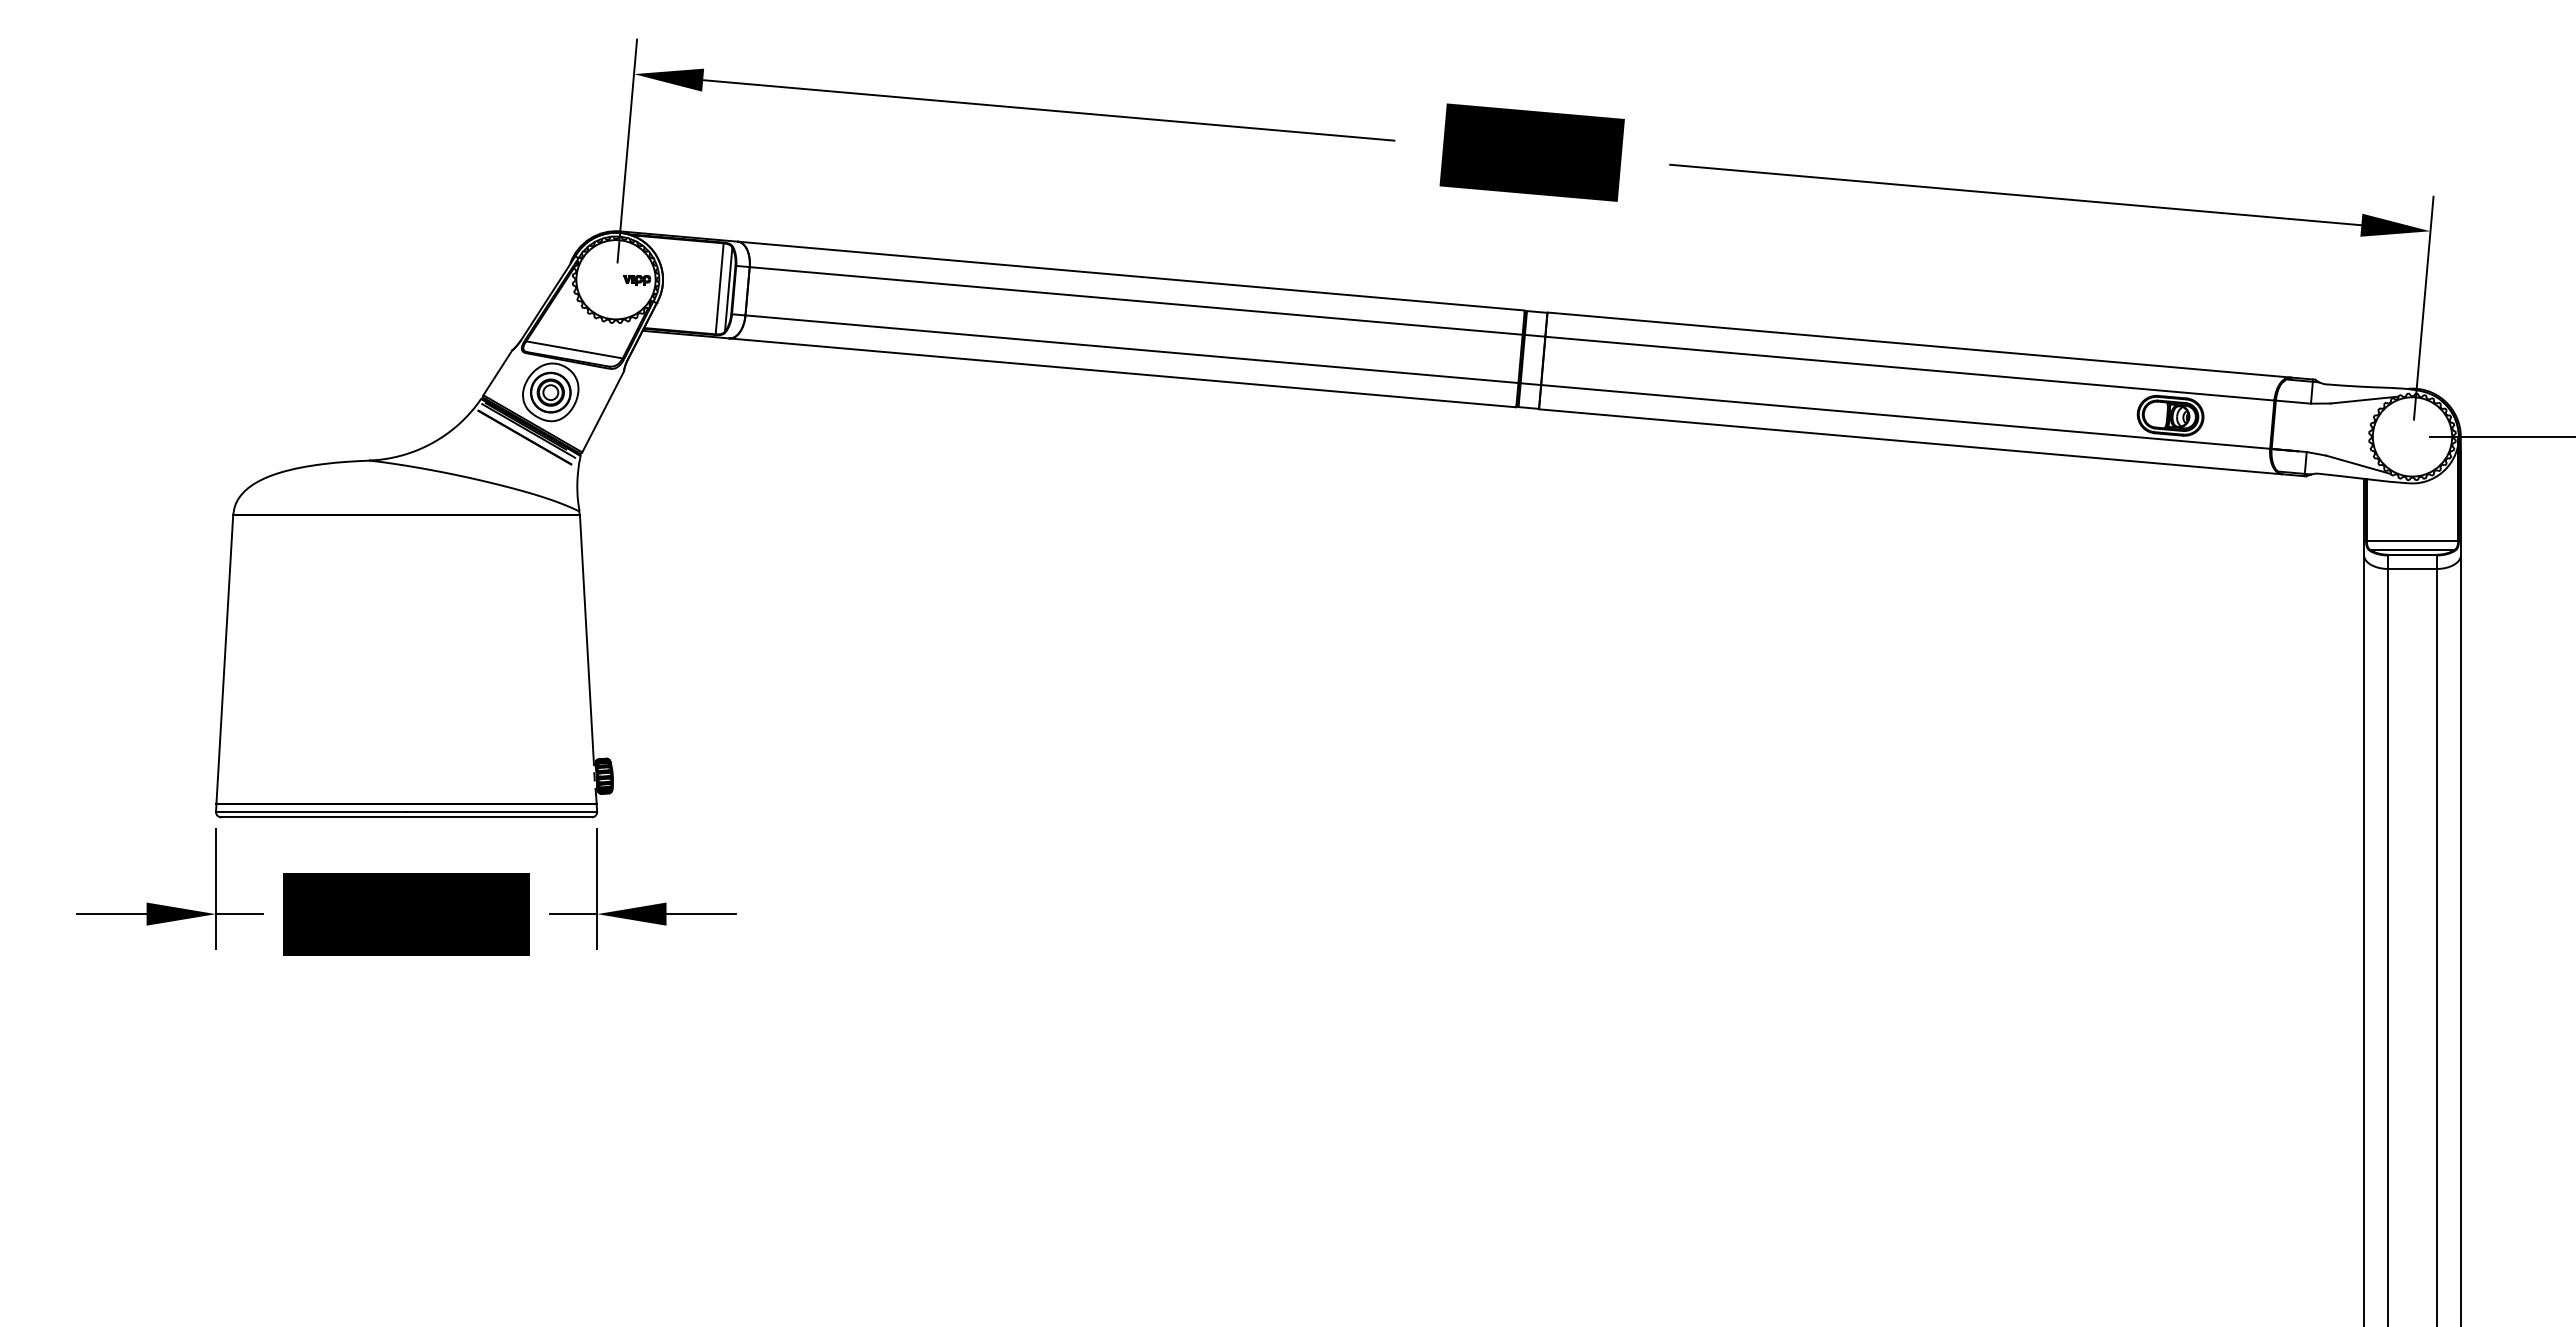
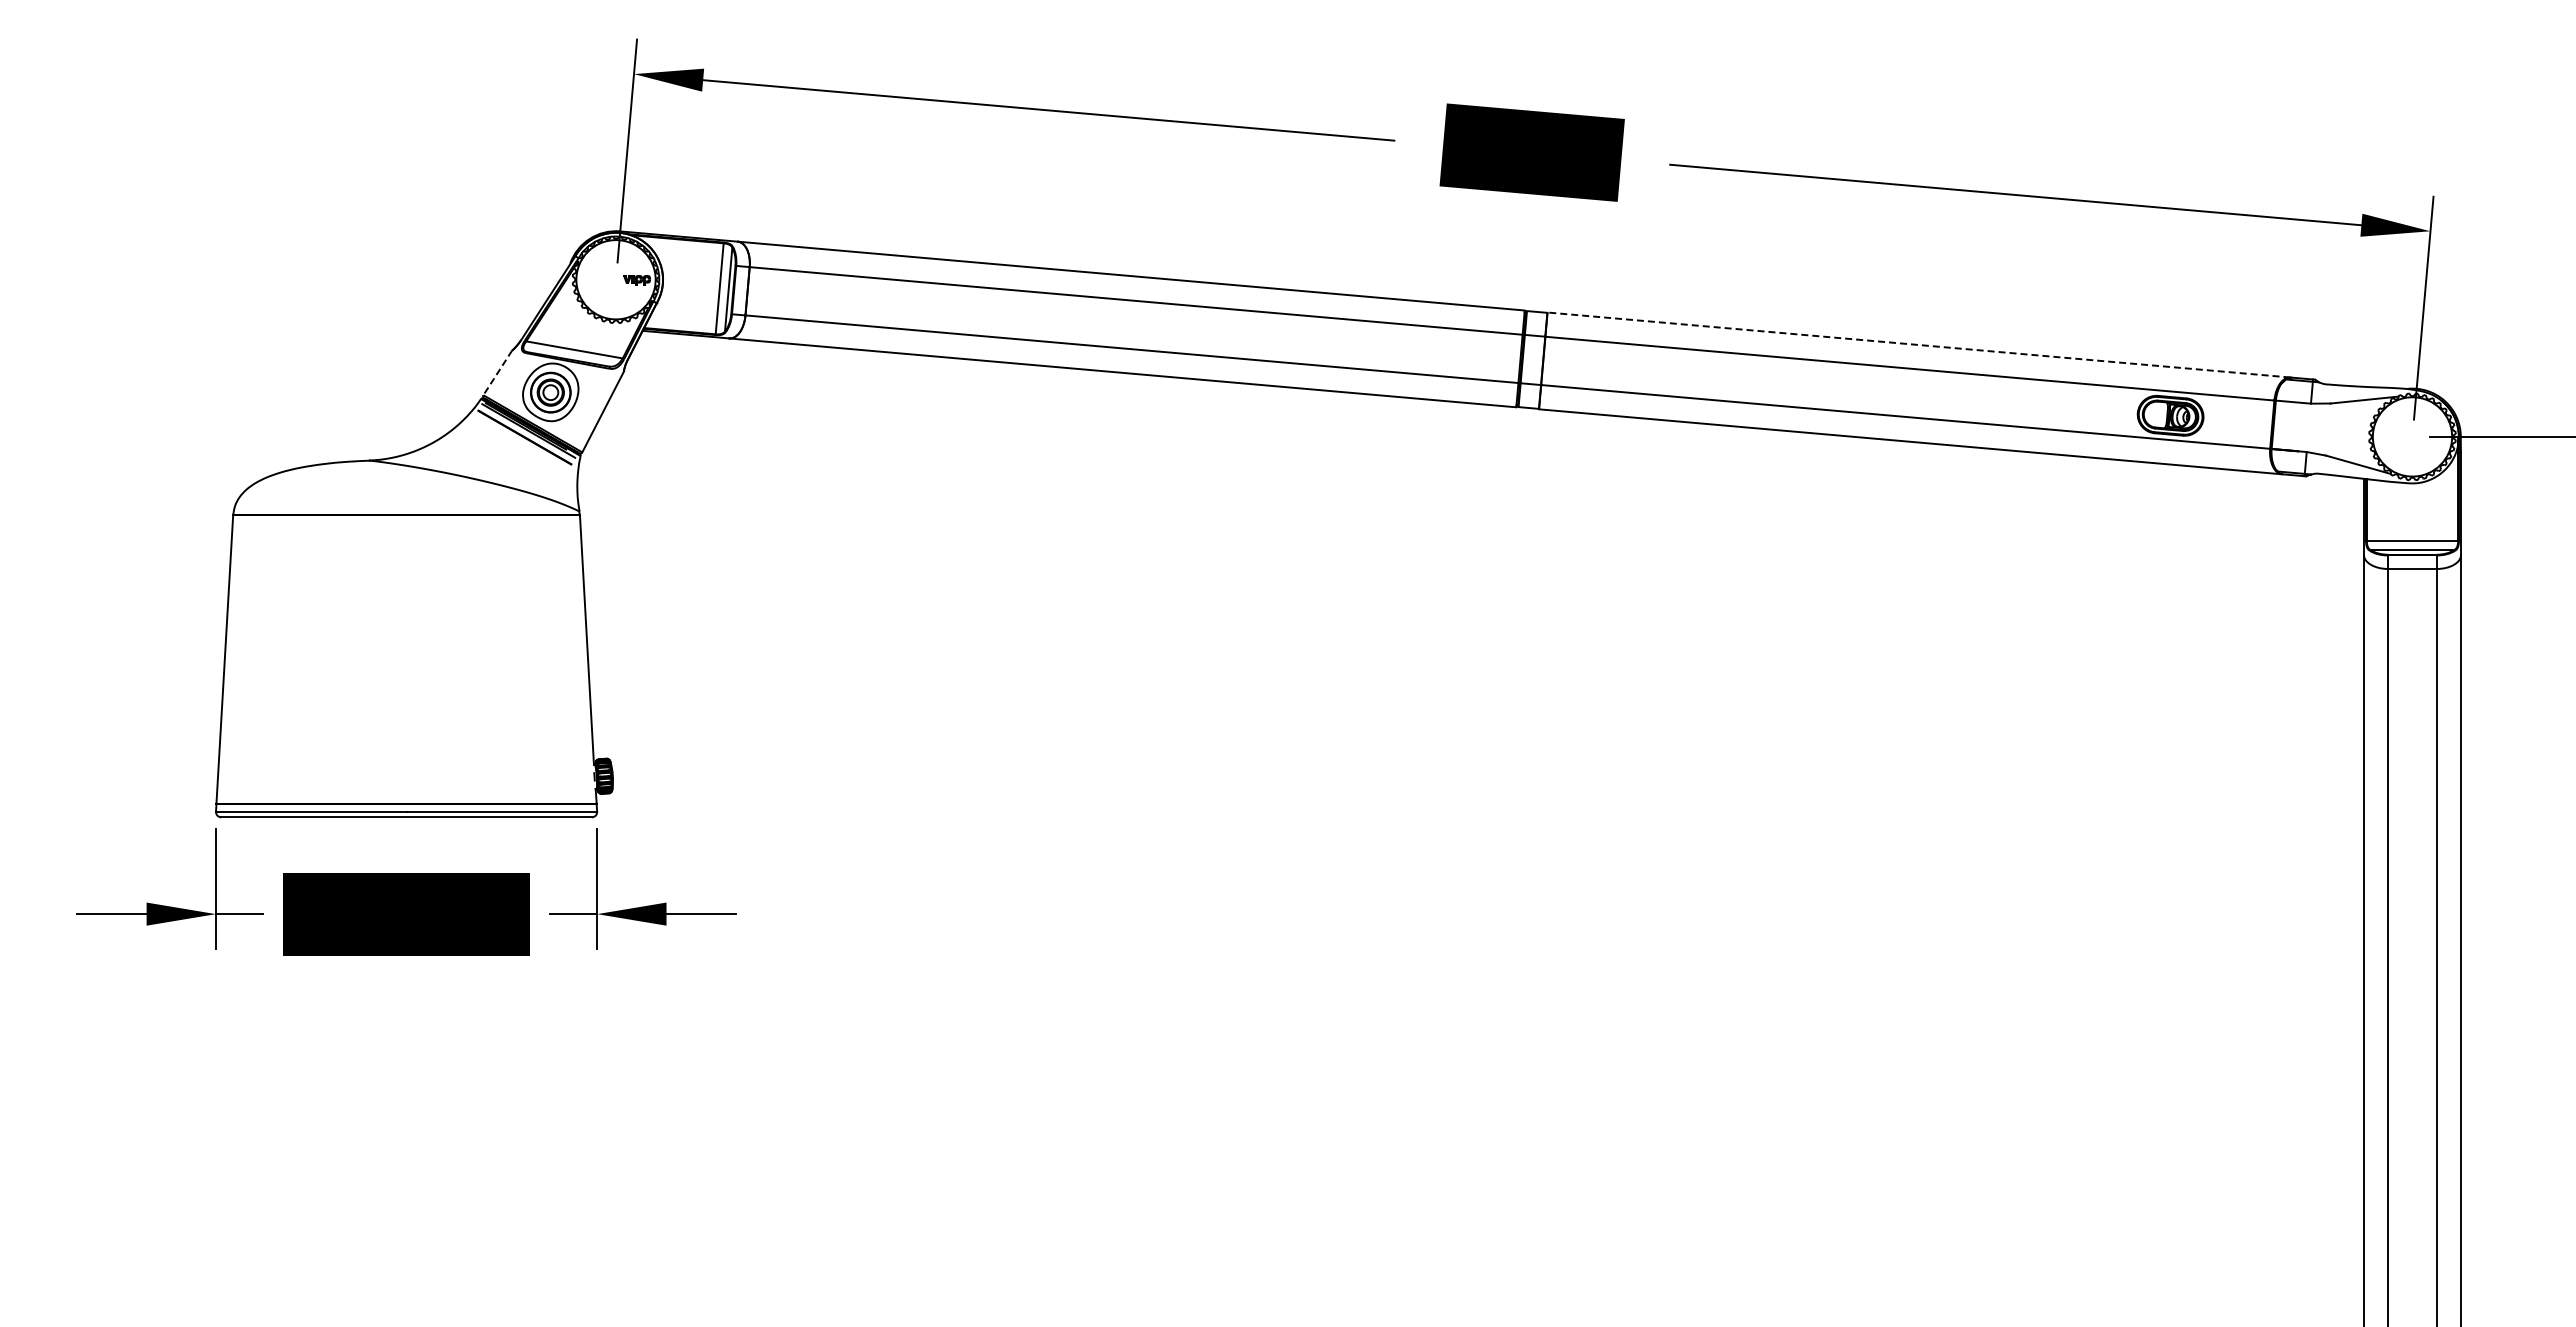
line: solid -> dashed (1919, 345)
line: solid -> dashed (497, 372)
